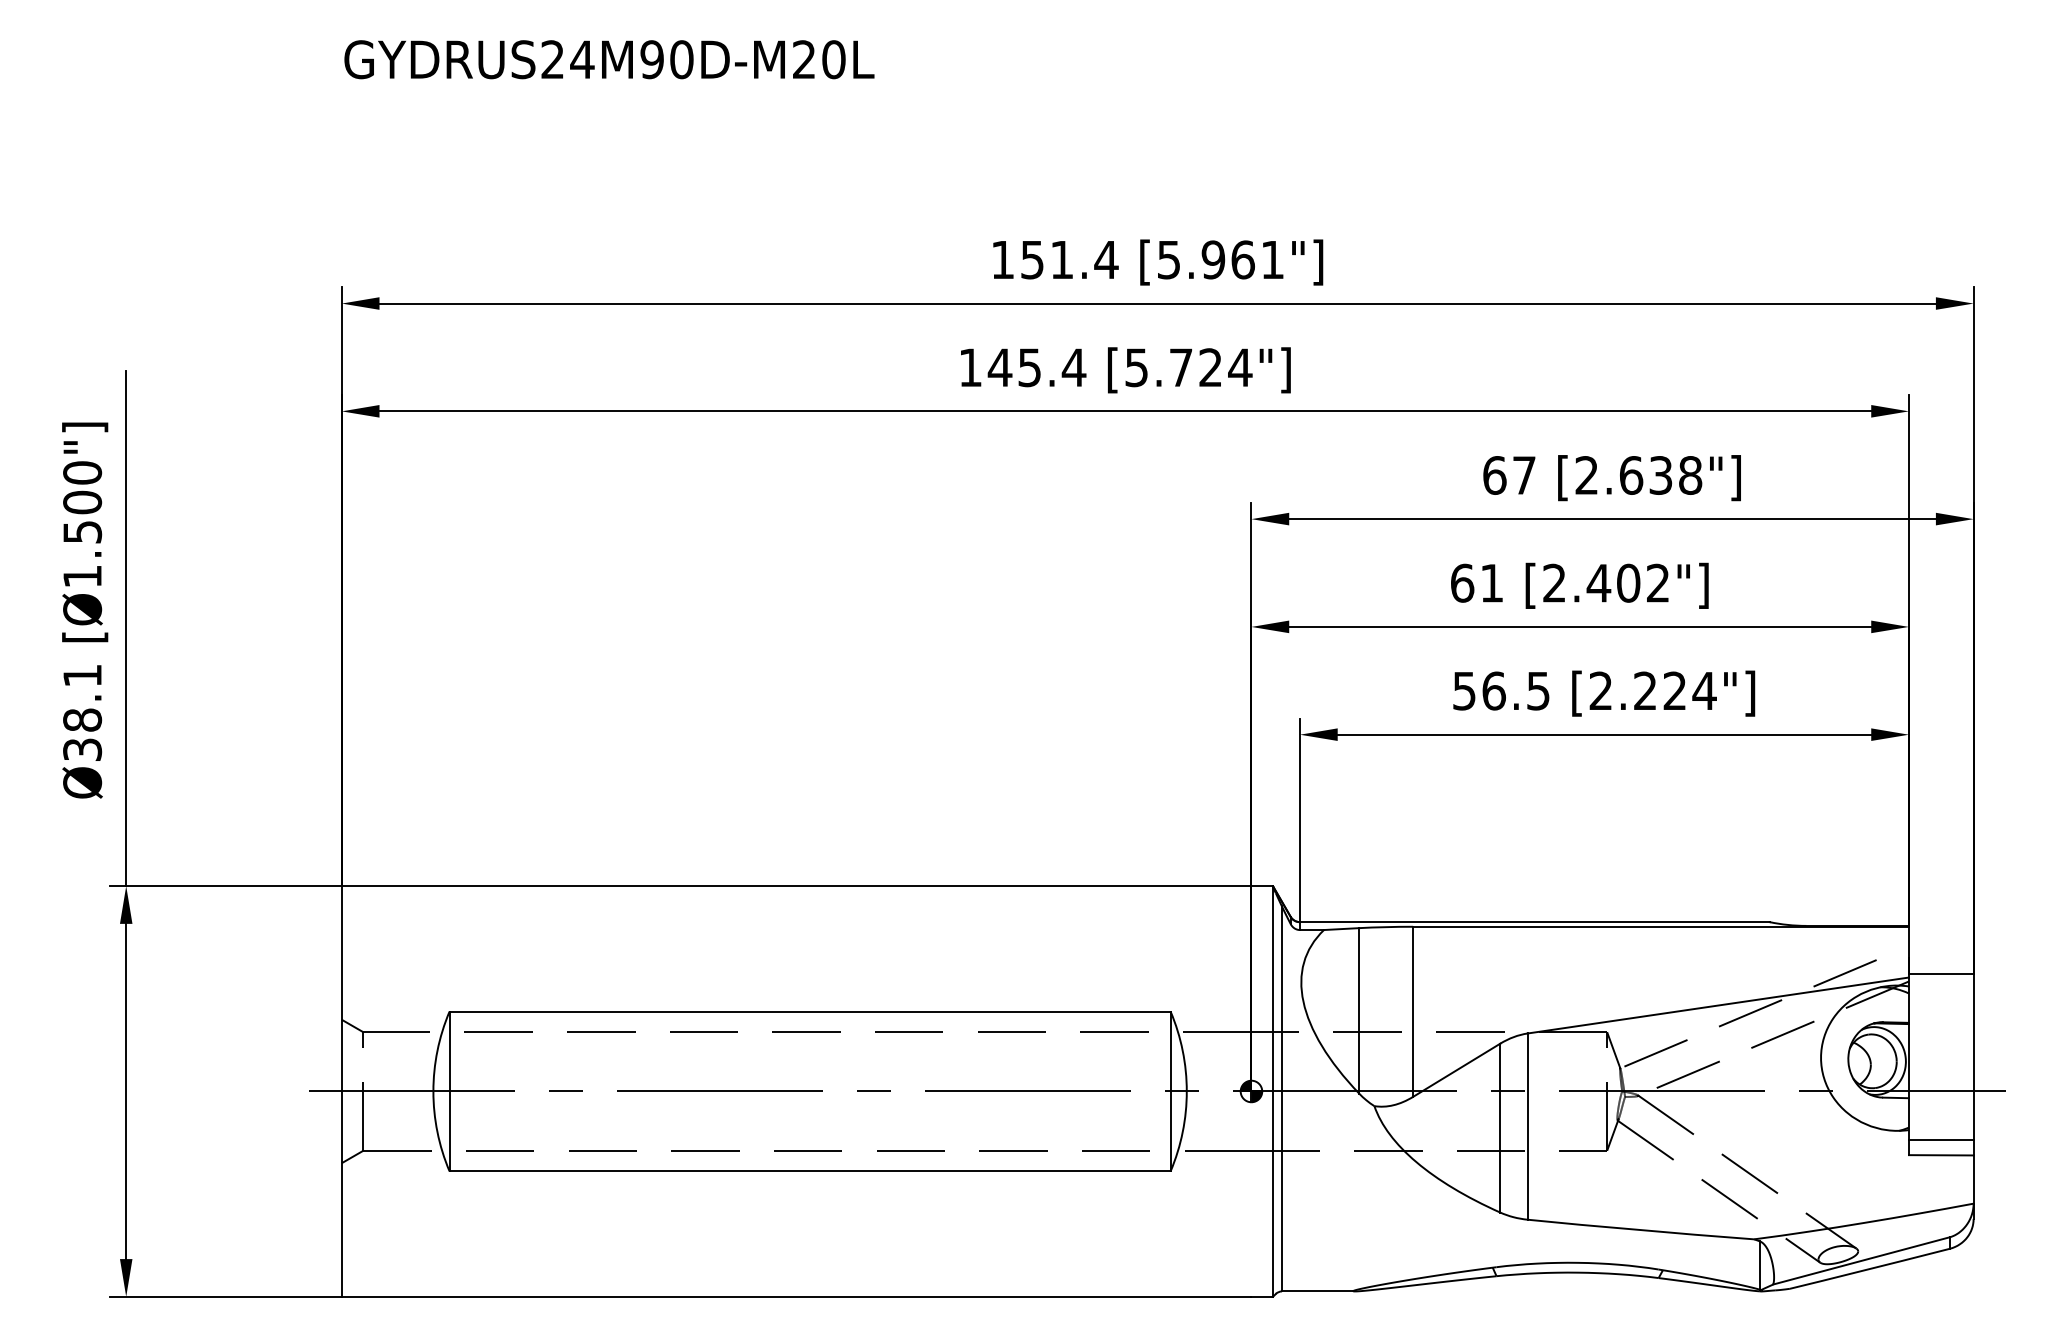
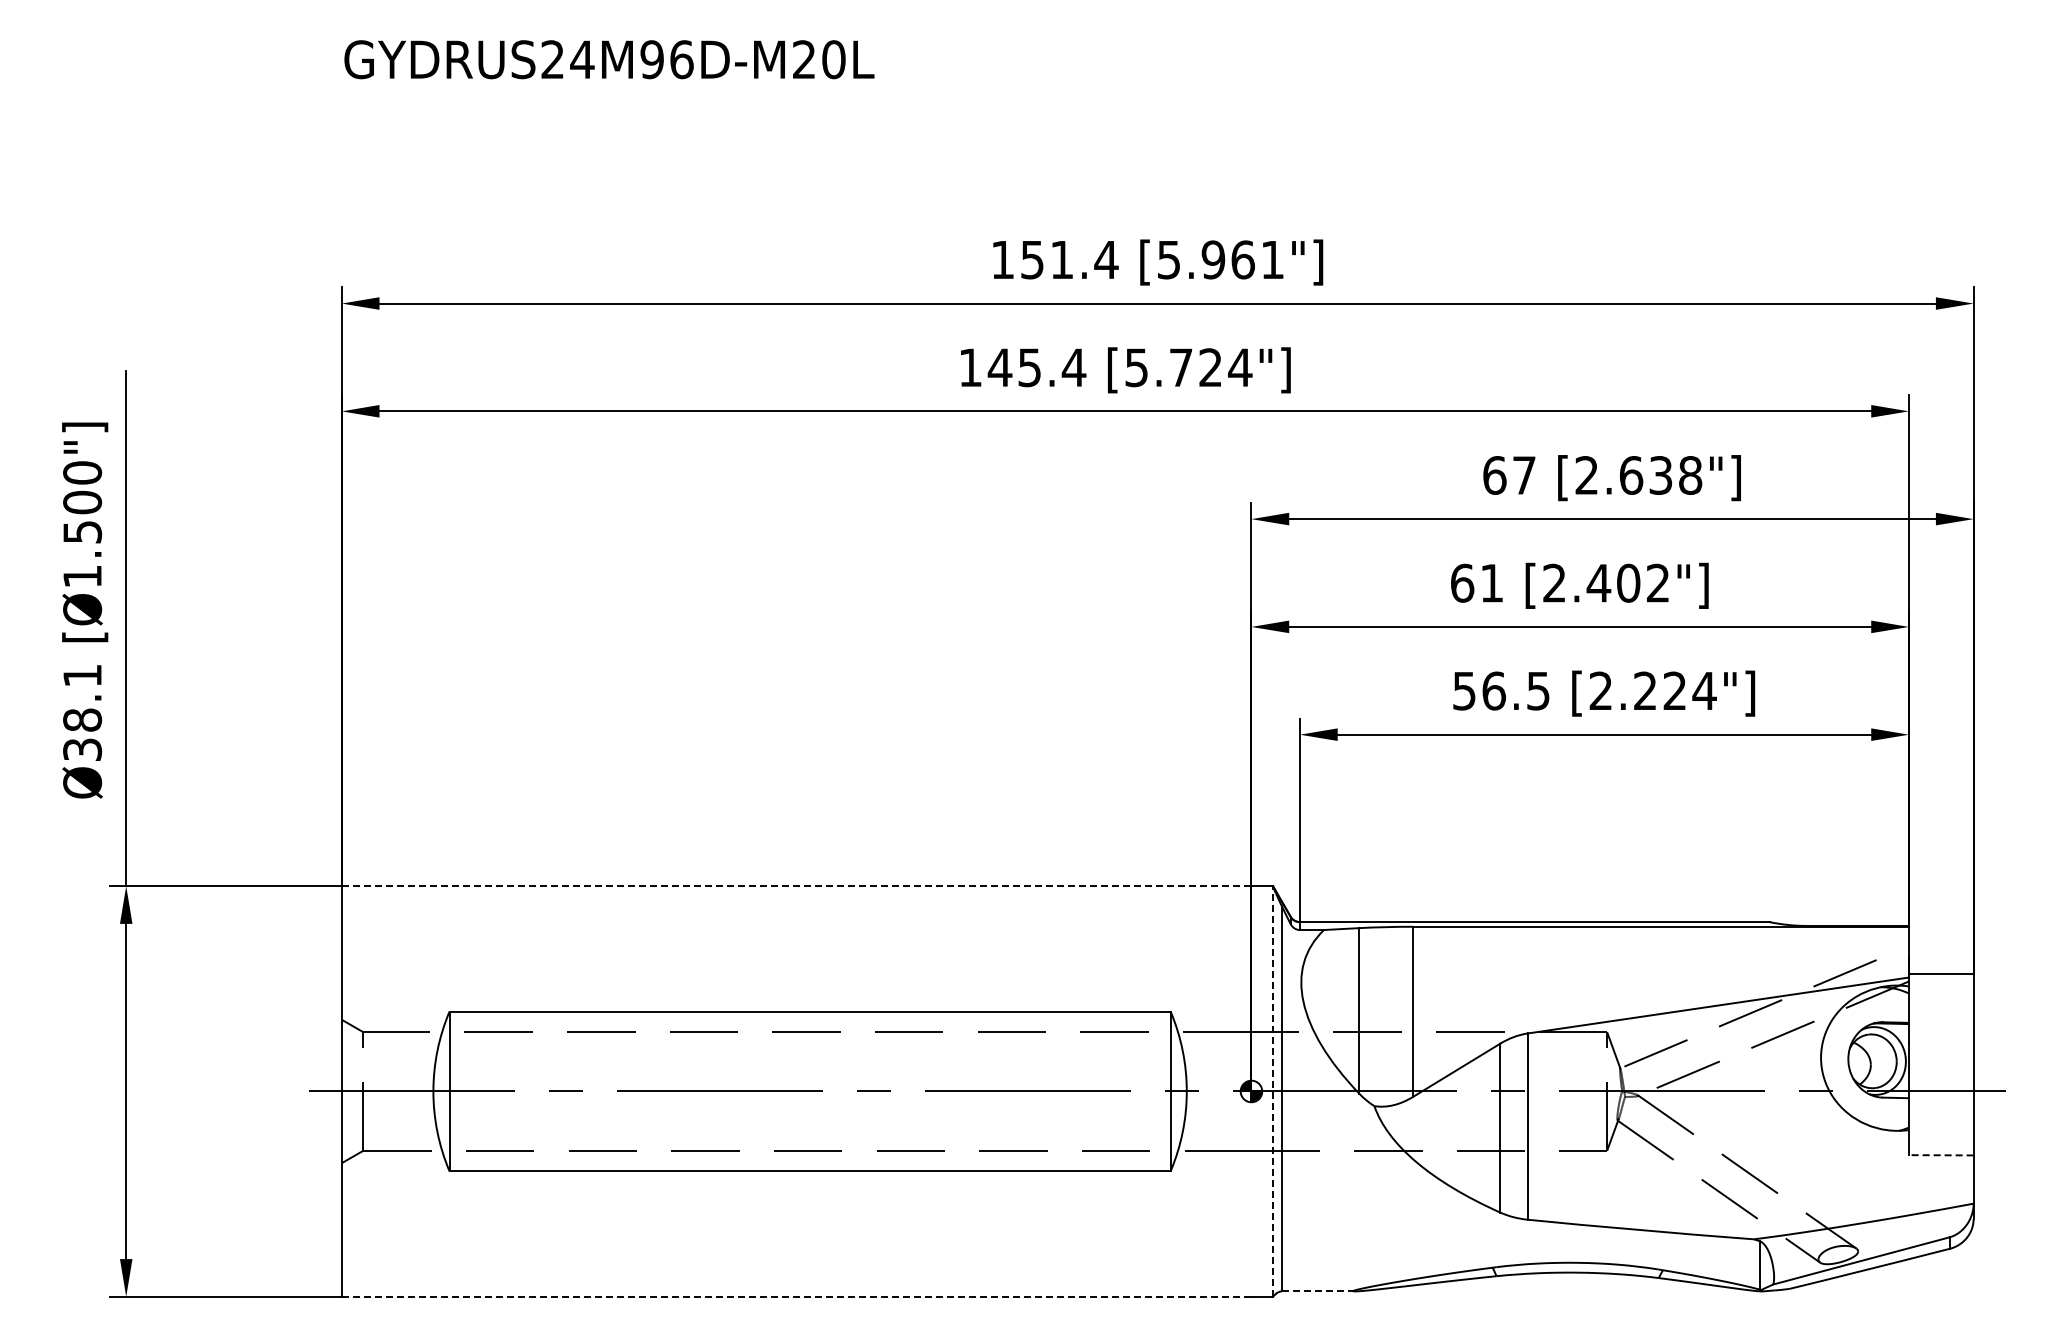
text: GYDRUS24M90D-M20L -> GYDRUS24M96D-M20L (681, 59)
line: solid -> dashed (796, 886)
line: solid -> dashed (1273, 1091)
line: present -> none (1940, 1139)
line: solid -> dashed (1940, 1155)
line: solid -> dashed (1318, 1291)
line: solid -> dashed (796, 1296)
